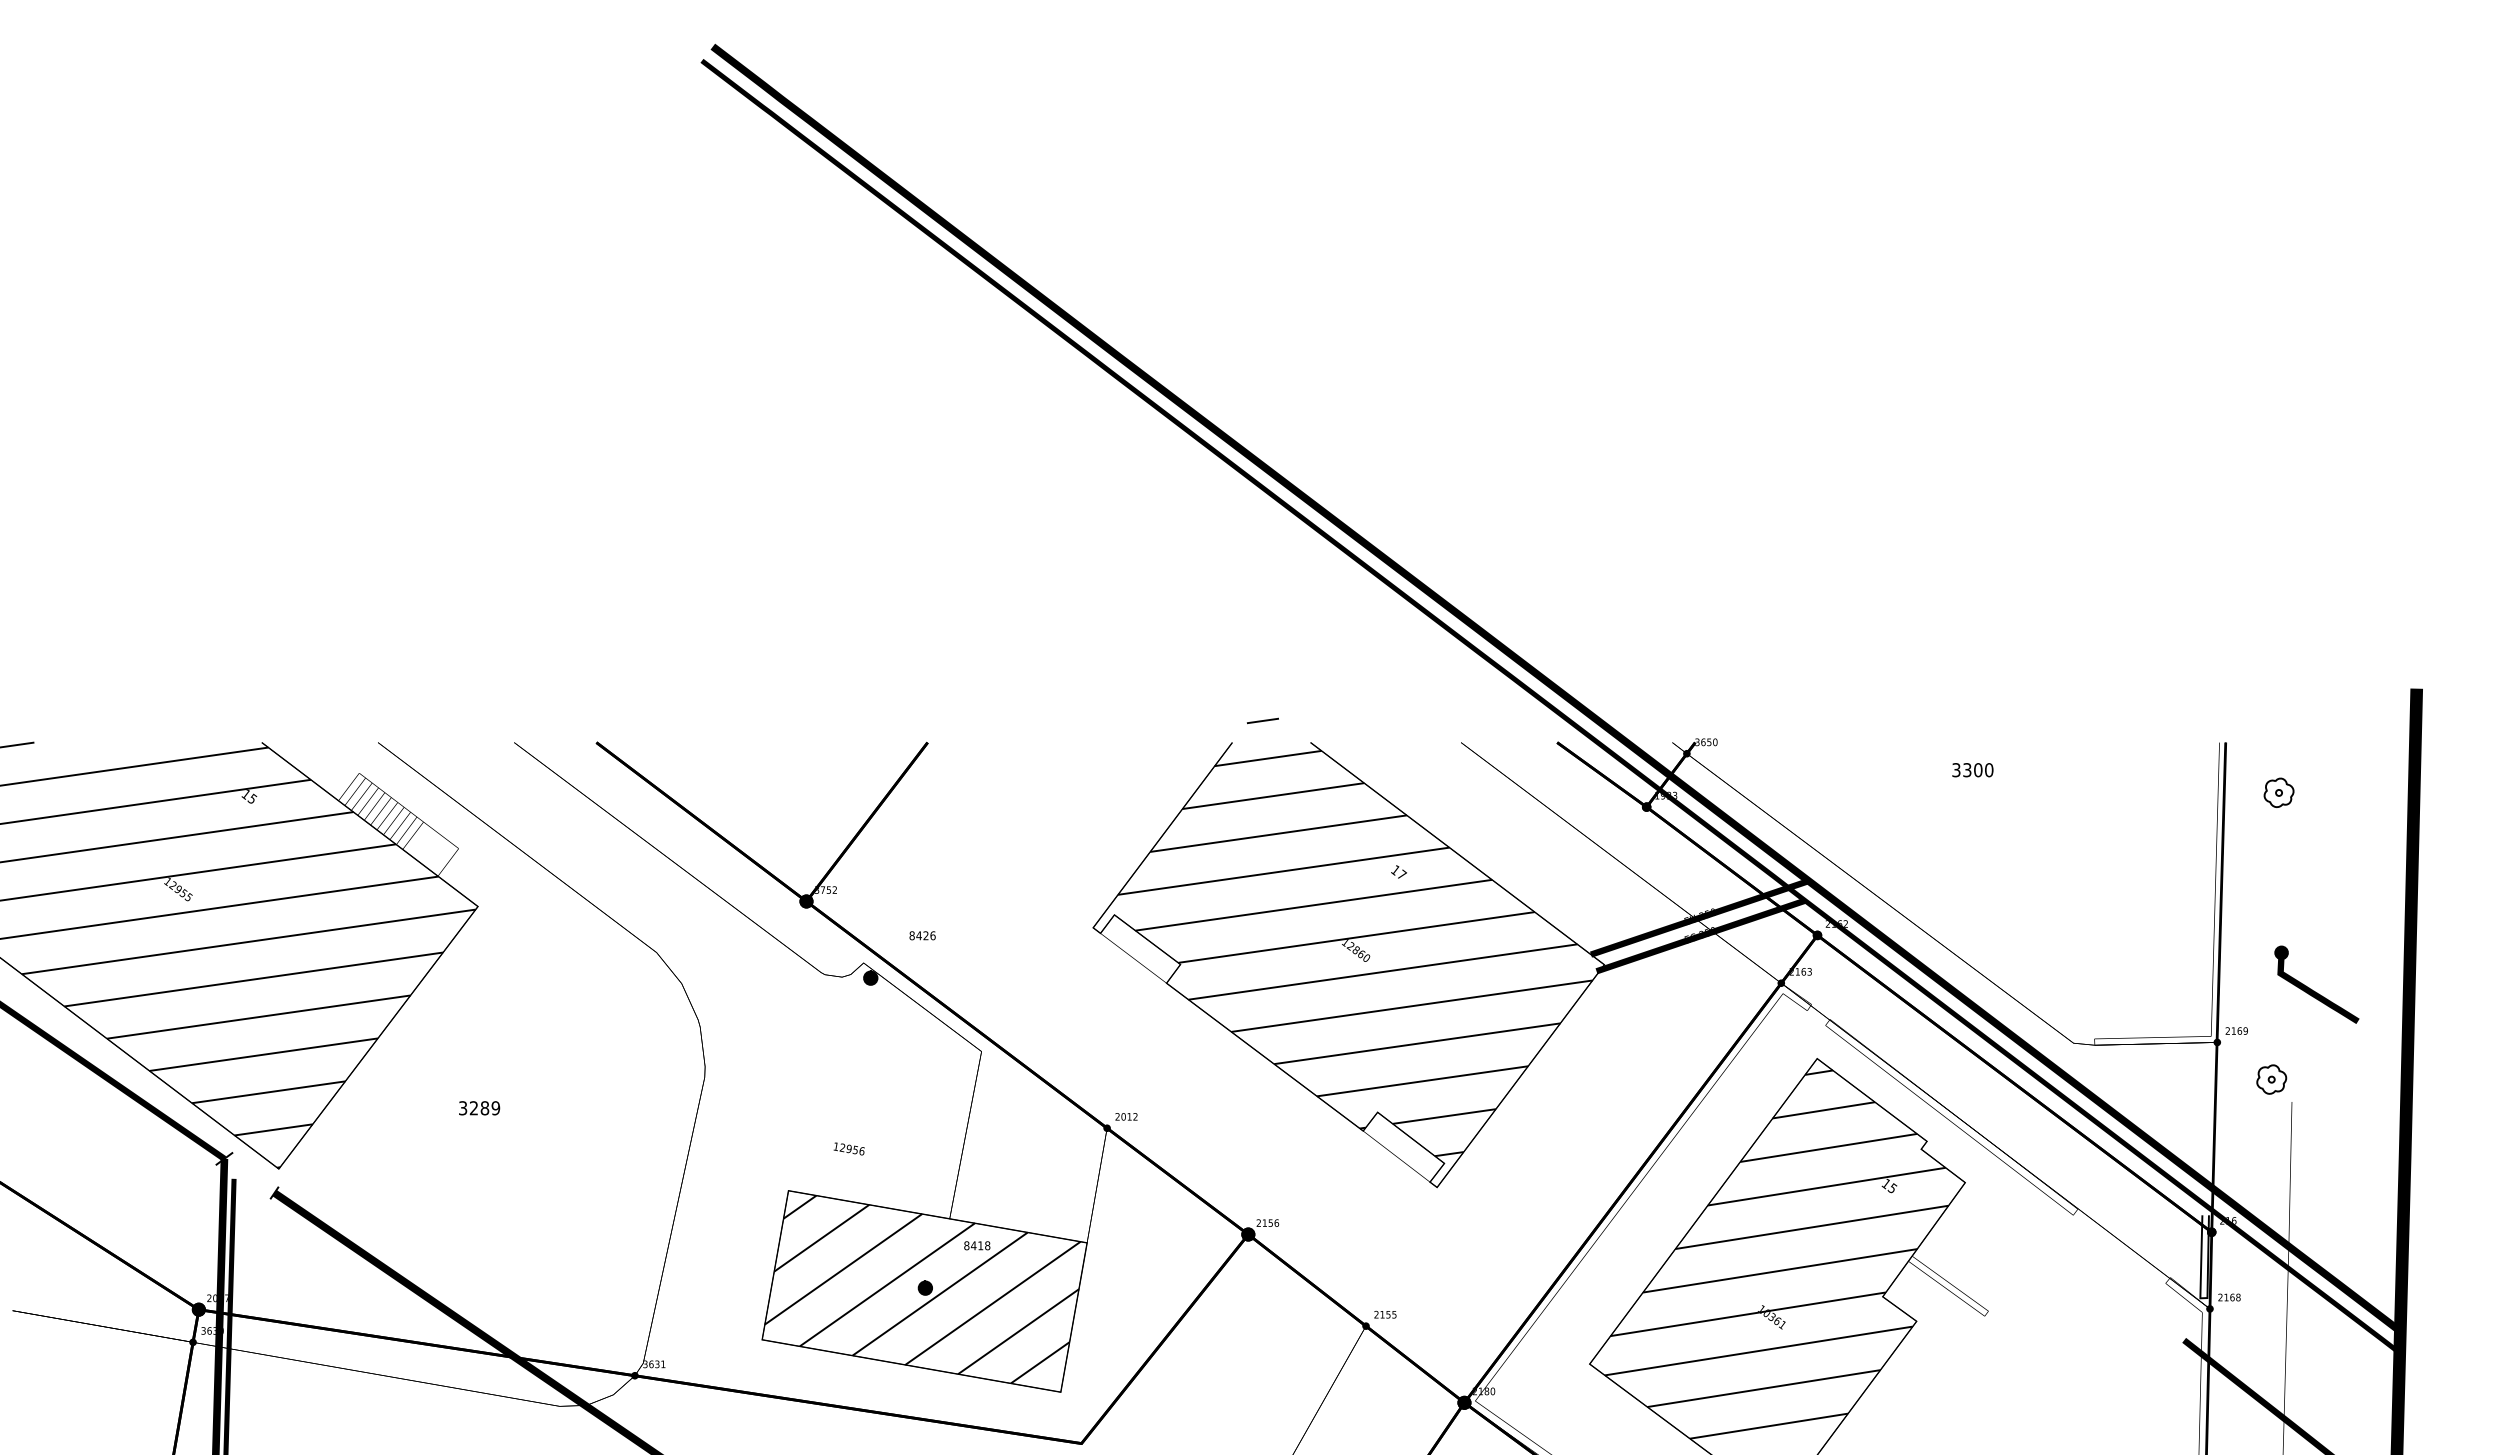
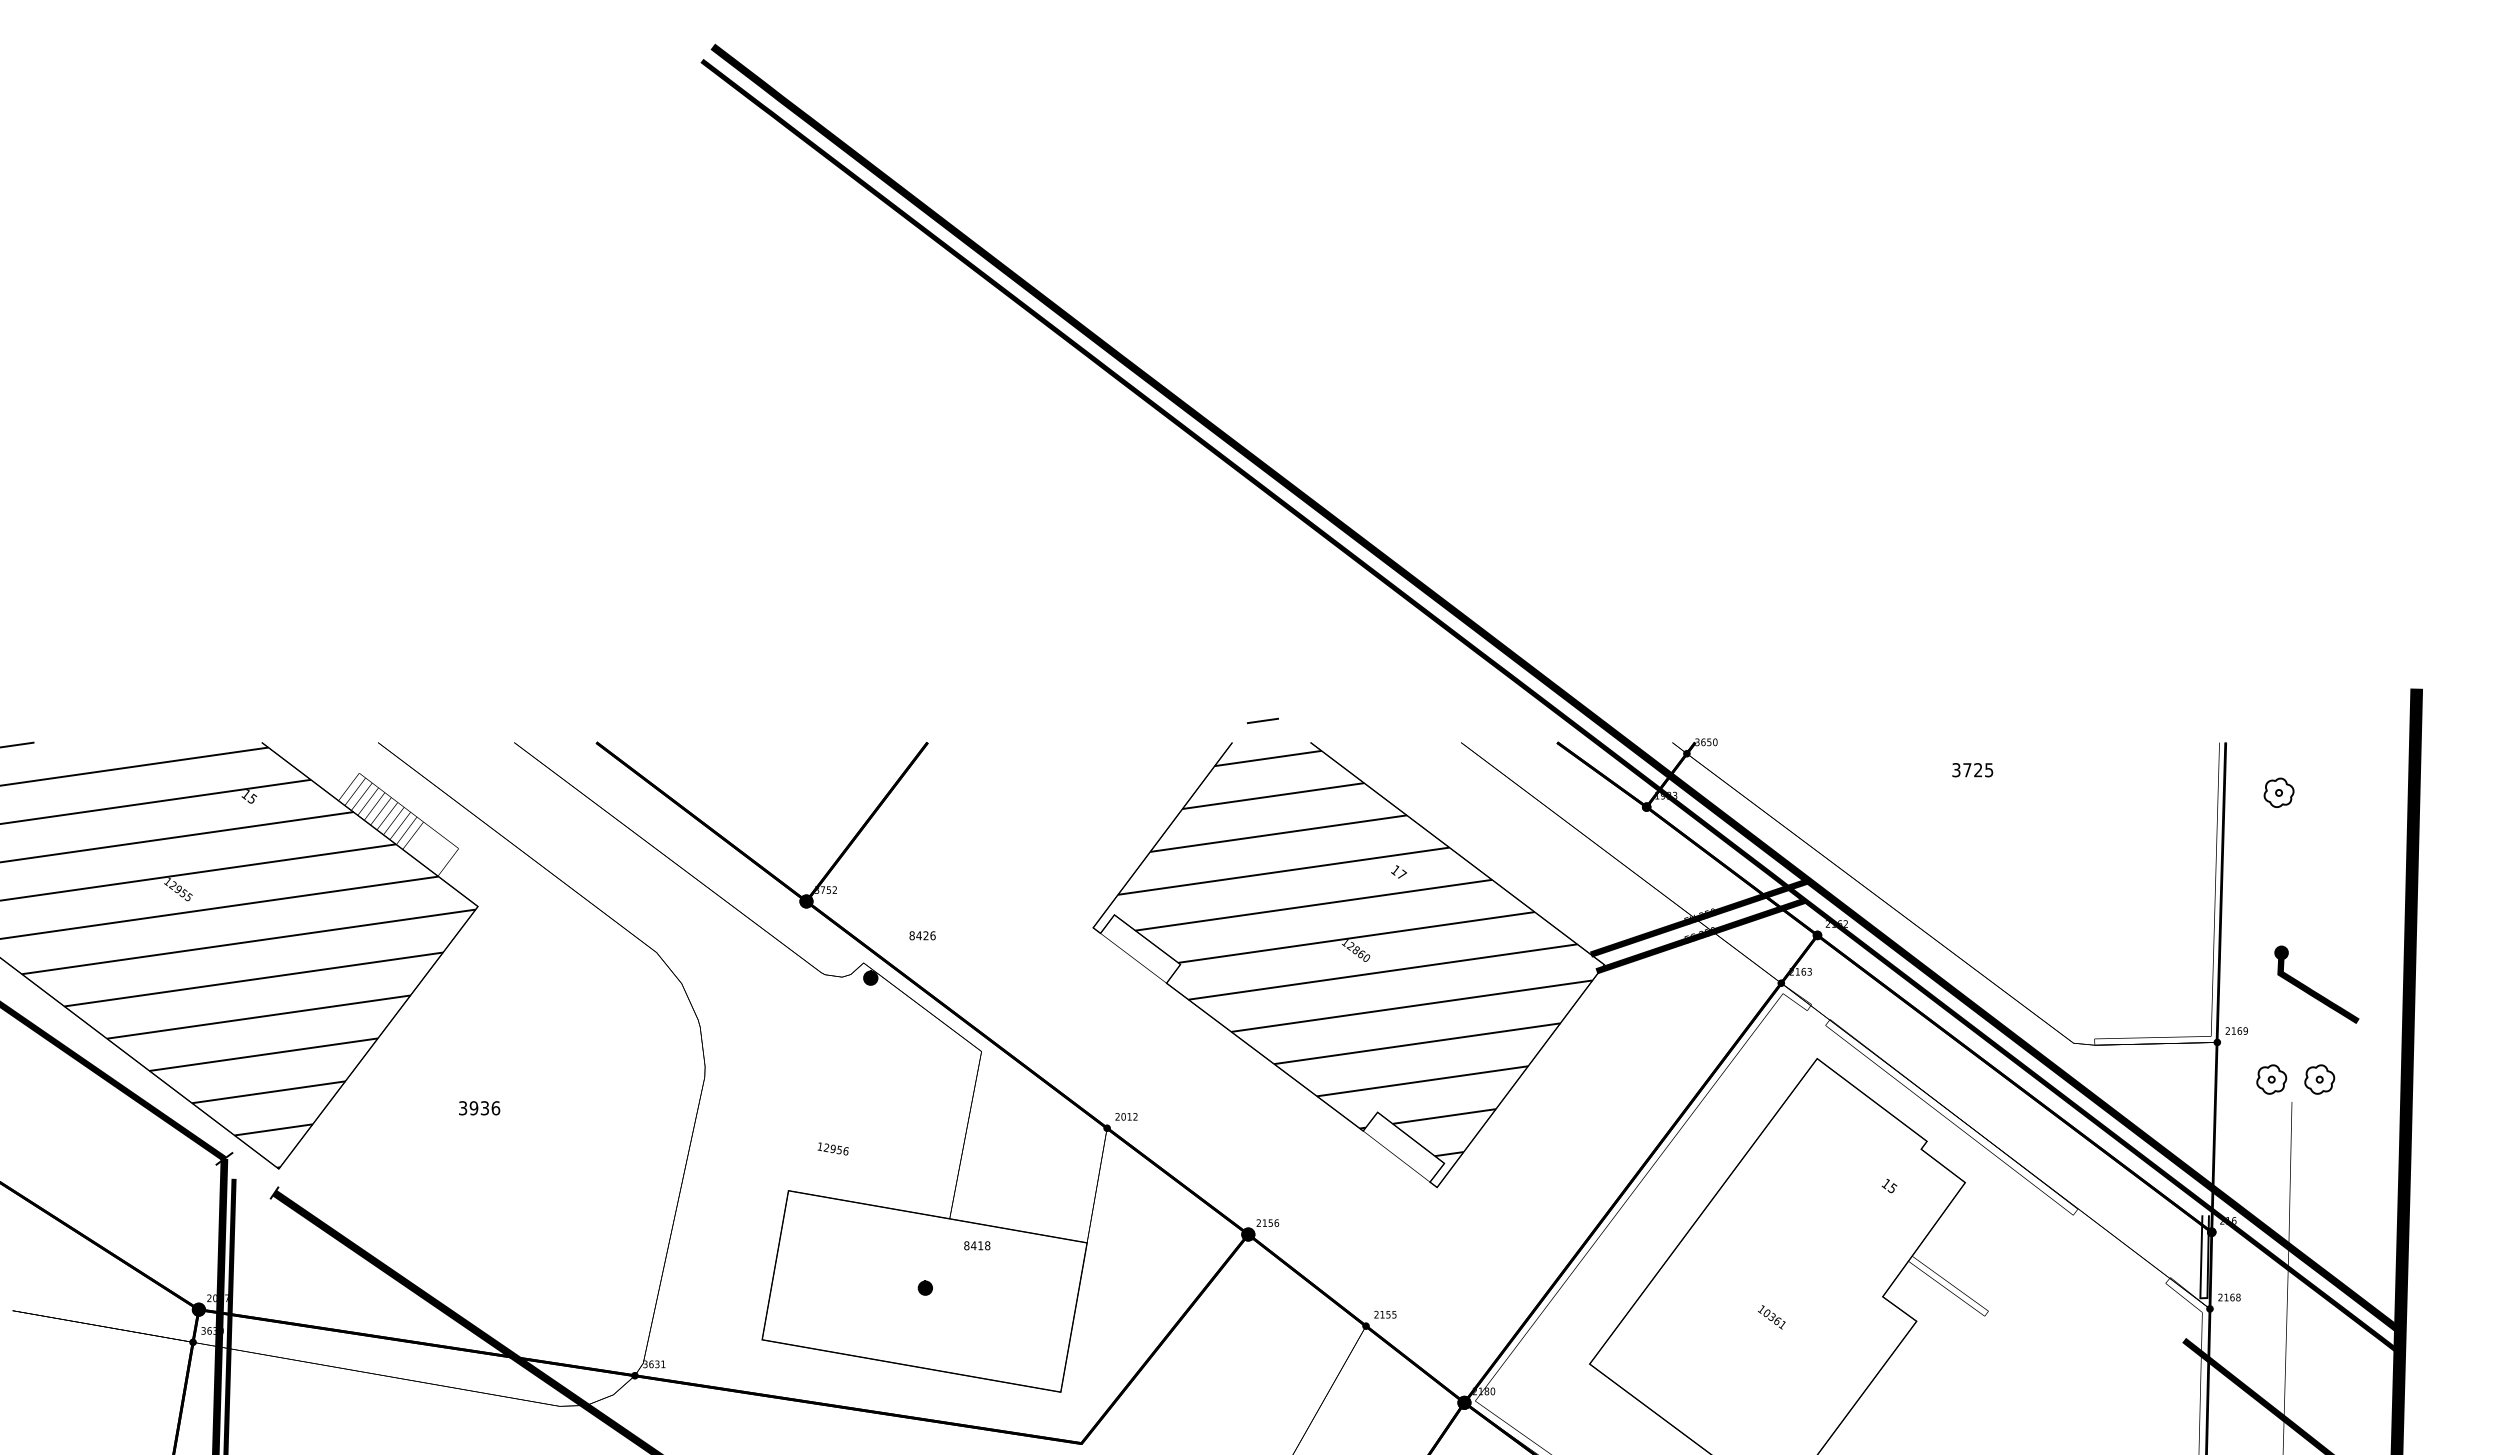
text: 3300 -> 3725 (1978, 770)
part: none -> present (2319, 1079)
text: 3289 -> 3936 (484, 1108)
text position: (848, 1148) -> (832, 1148) (832, 1148)
hatch: present -> none (1776, 1254)
hatch: present -> none (922, 1289)
